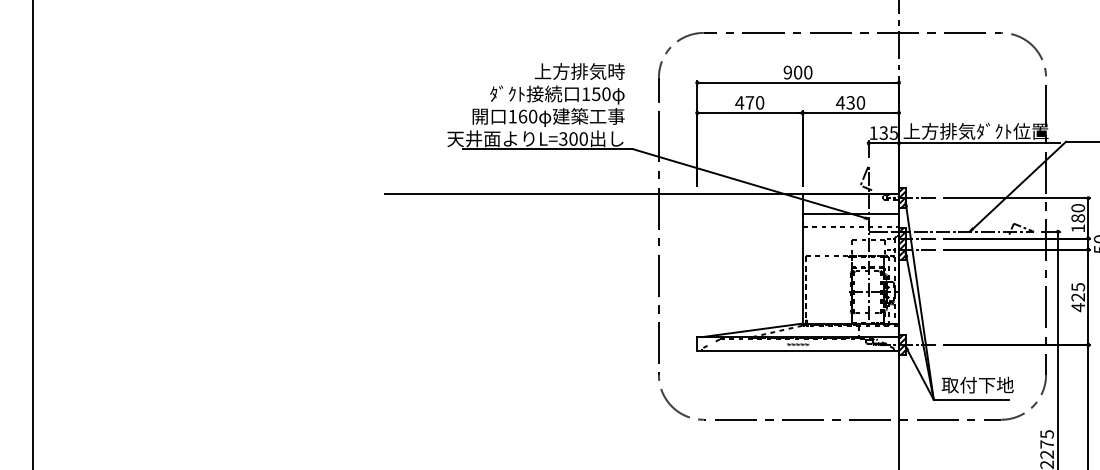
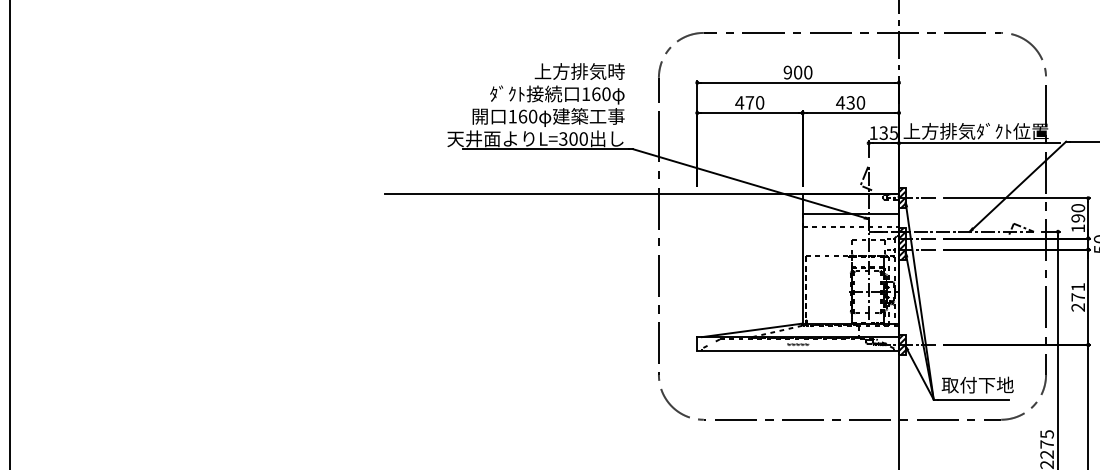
text: 150 -> 160 (596, 94)
text: 180 -> 190 (1078, 218)
line position: (32, 234) -> (9, 234) (9, 234)
text: 425 -> 271 (1078, 297)
